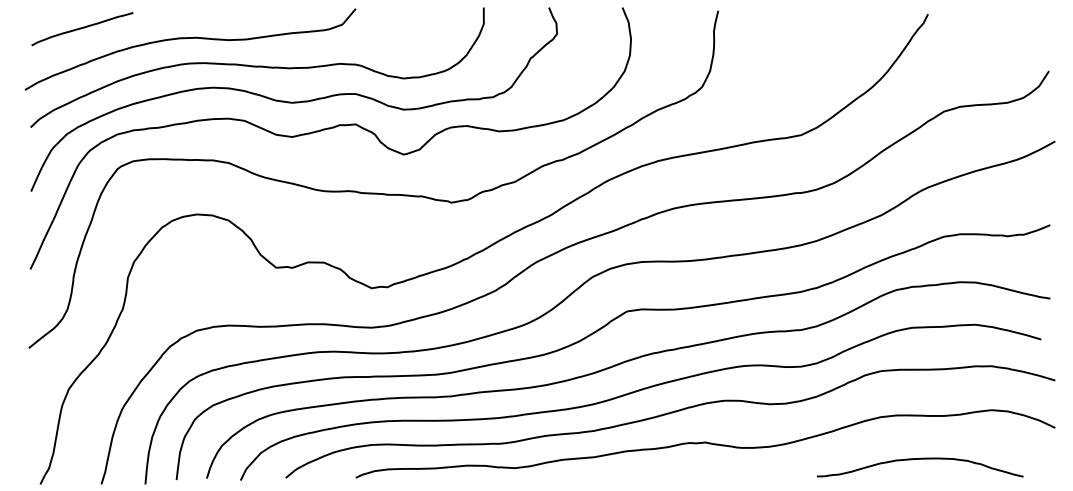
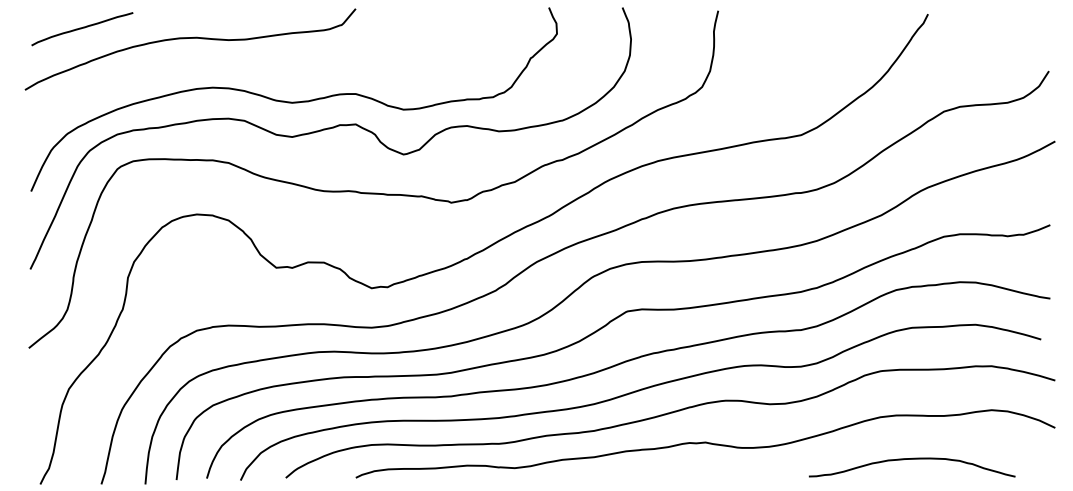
curve: present -> none (257, 67)
curve position: (919, 459) -> (911, 459) (911, 459)
